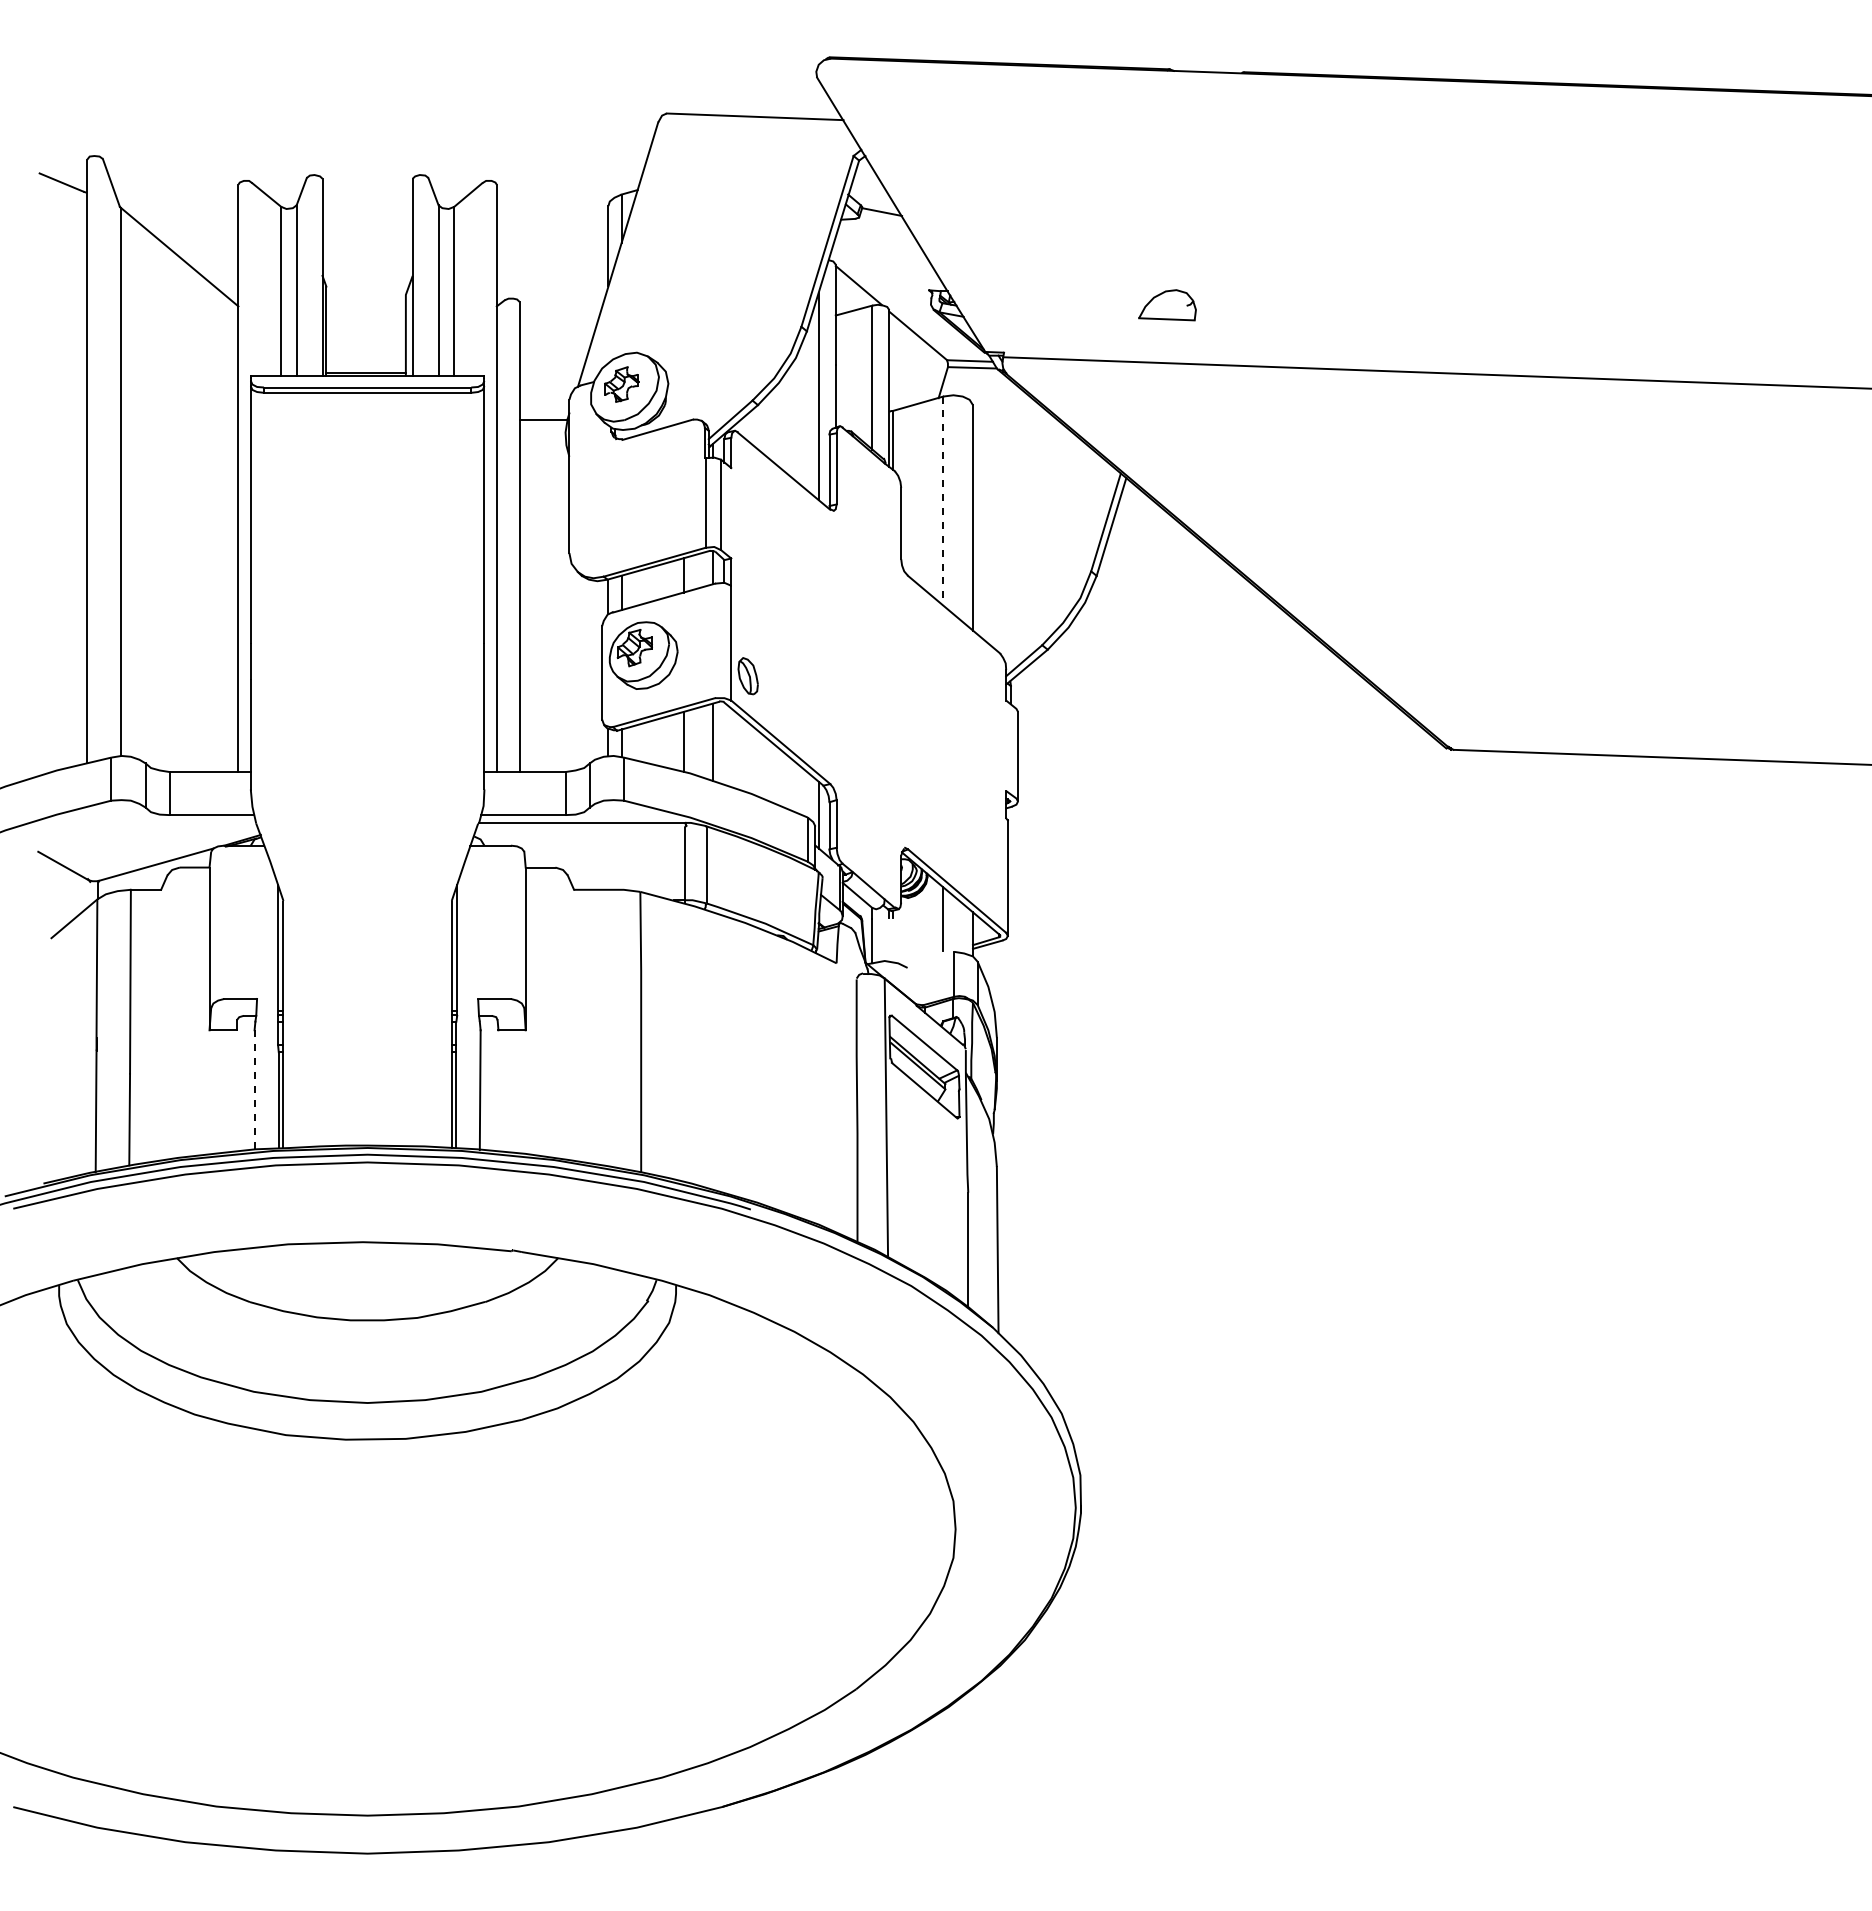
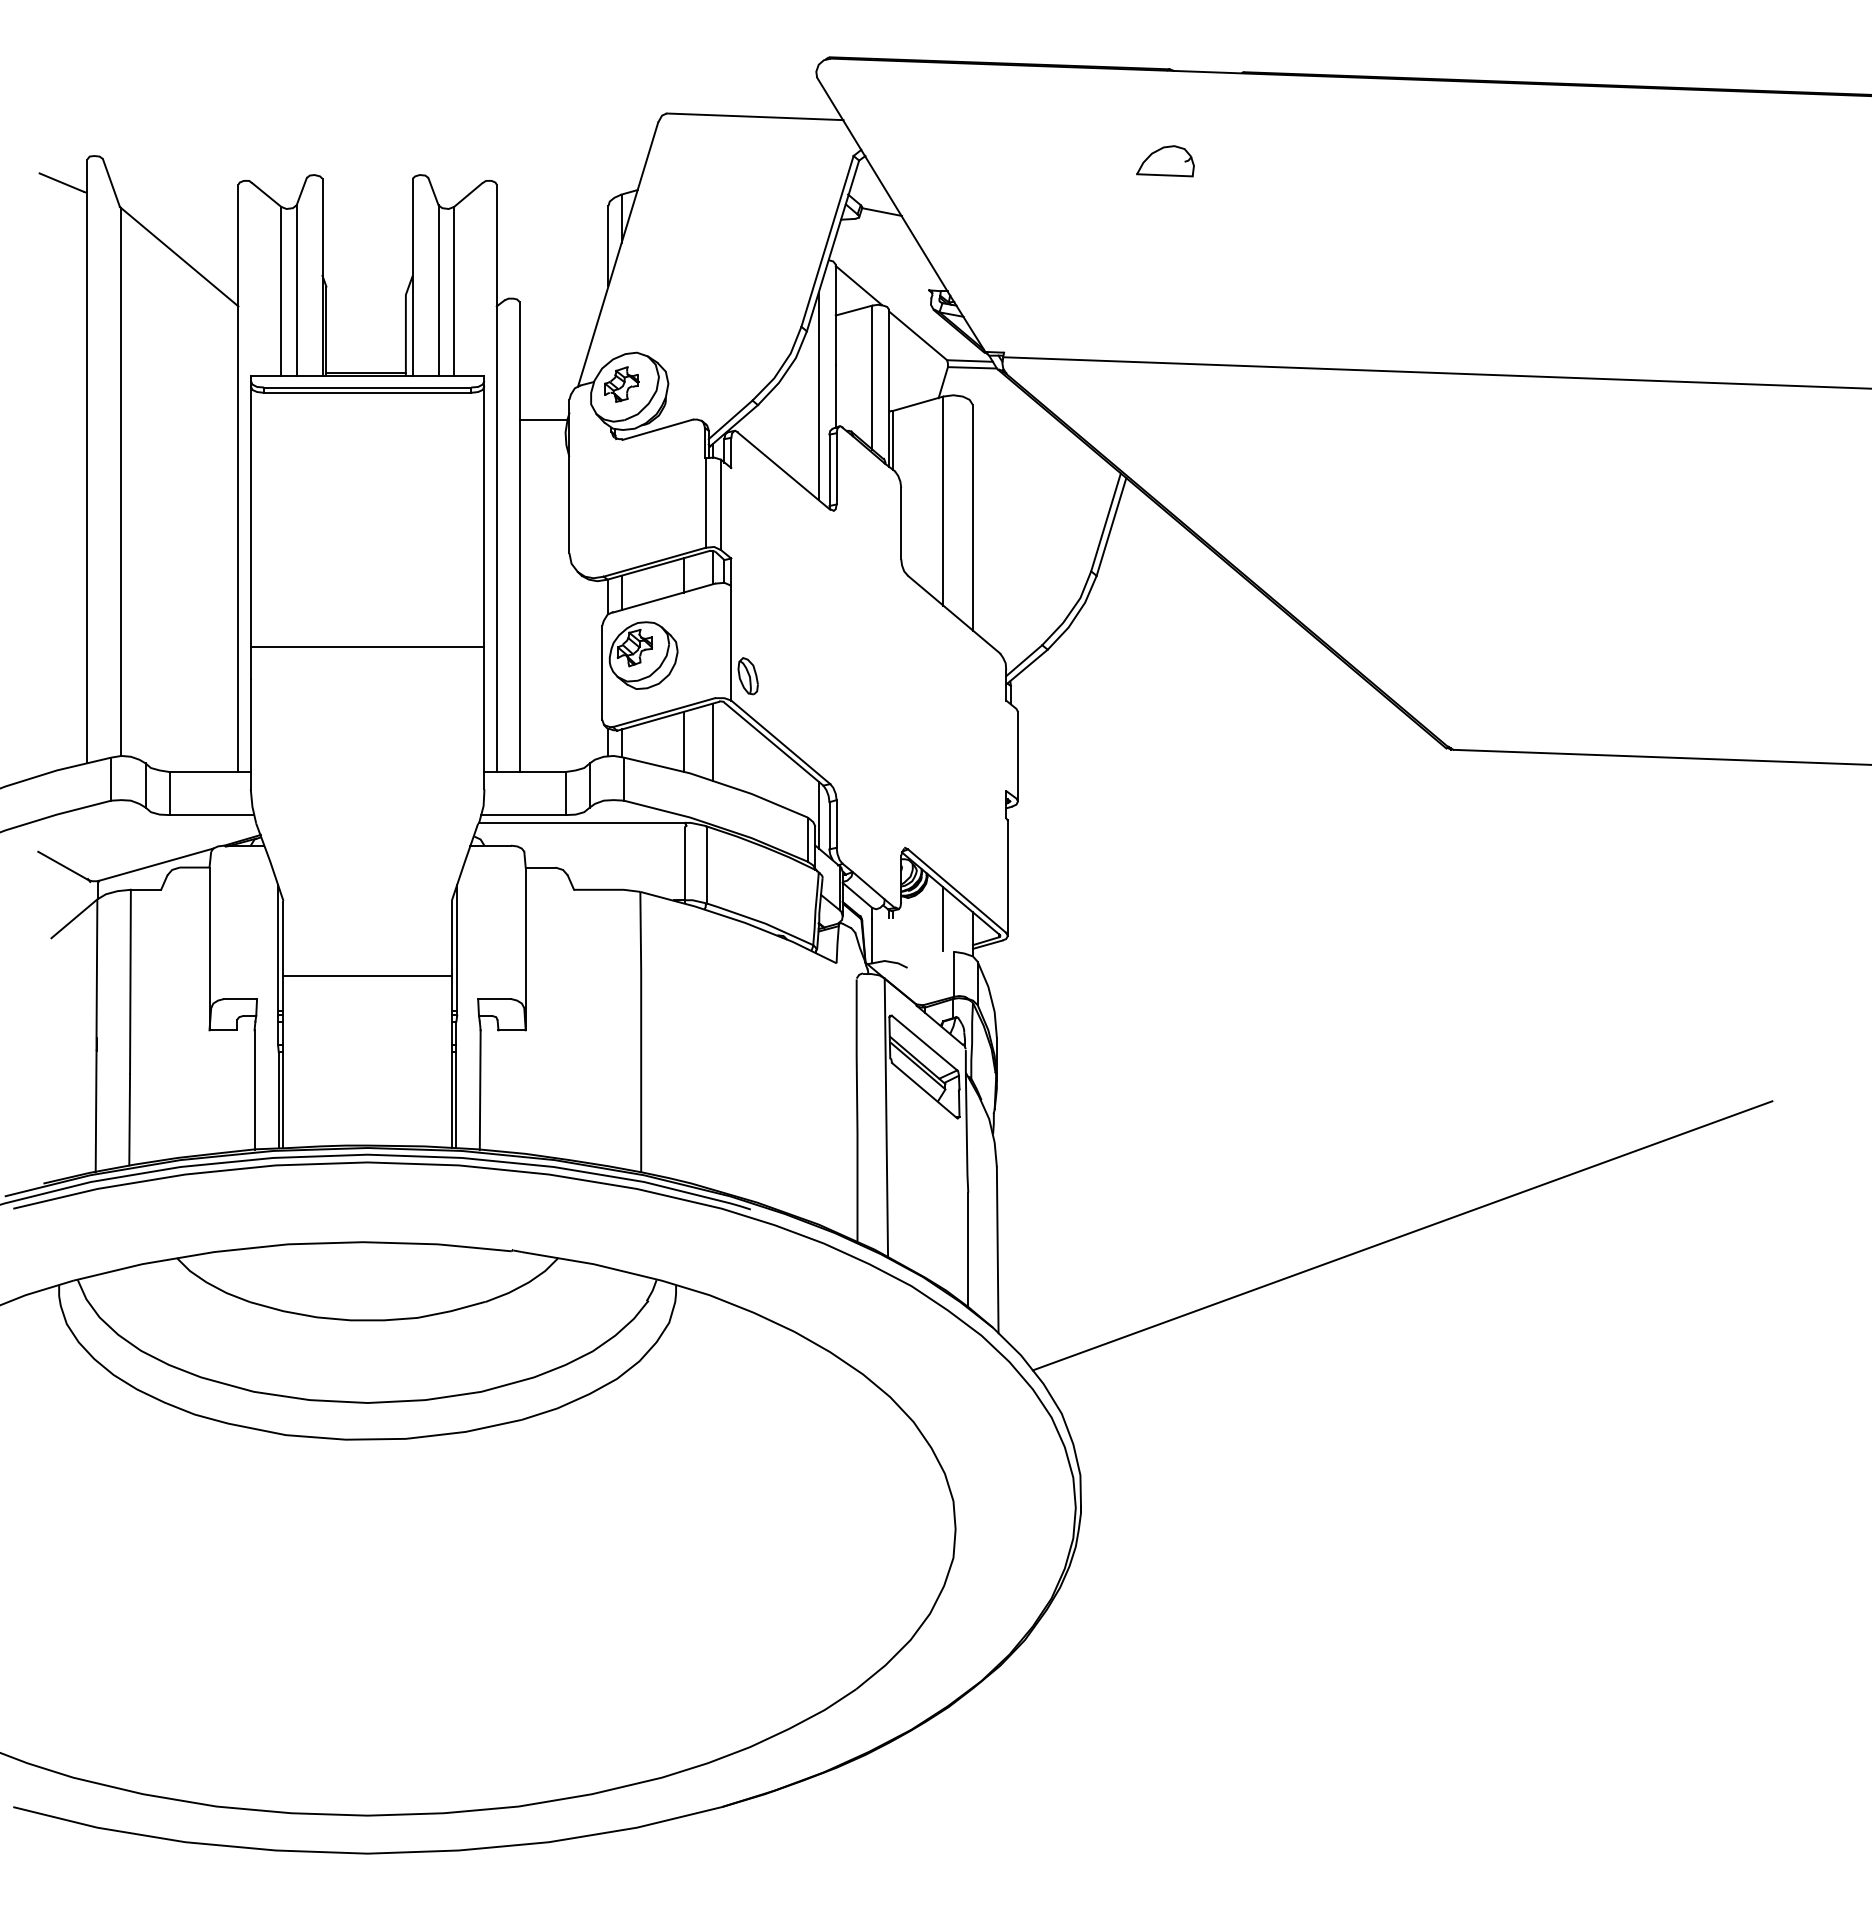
part position: (1167, 305) -> (1165, 161) (1165, 161)
line: dashed -> solid (943, 501)
line: none -> present (367, 647)
line: none -> present (367, 976)
line: dashed -> solid (254, 1090)
line: none -> present (1402, 1235)
